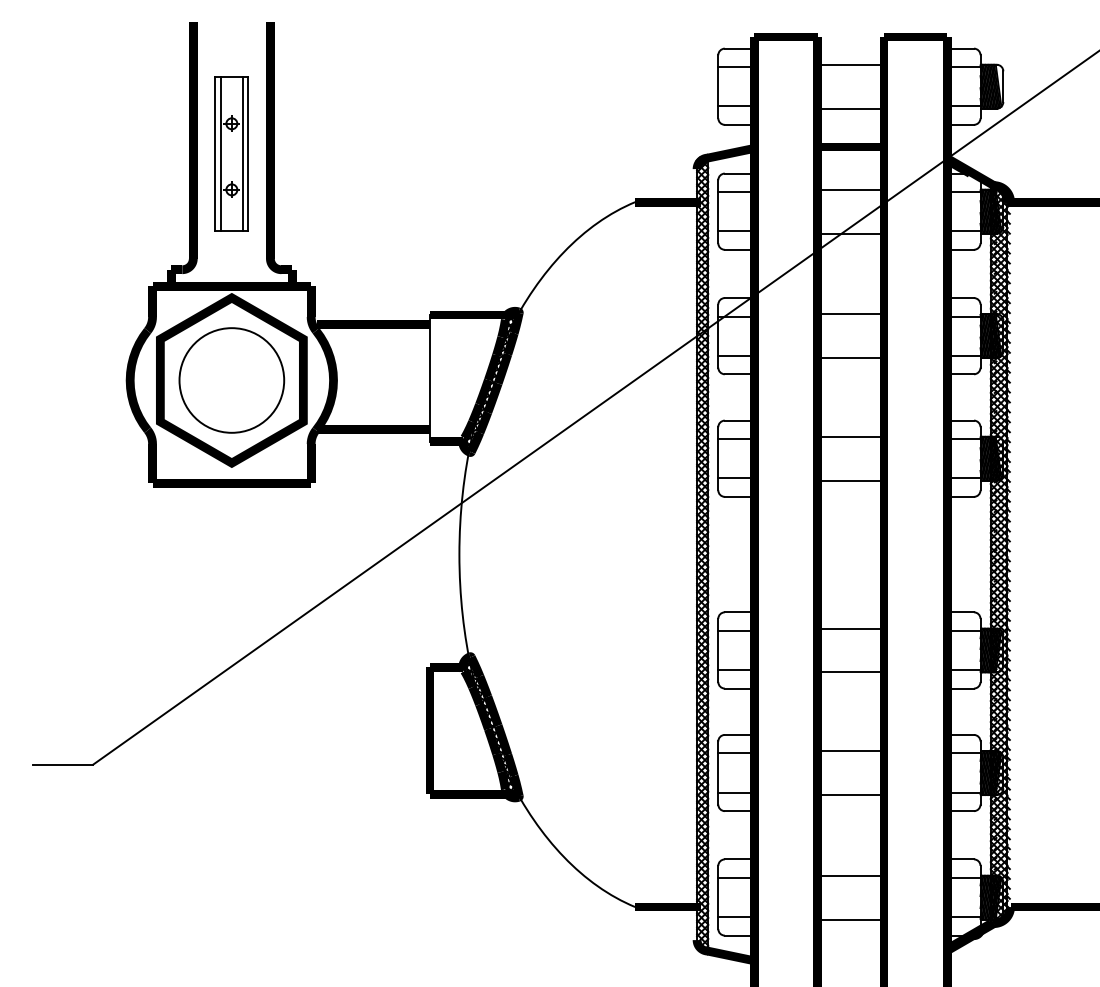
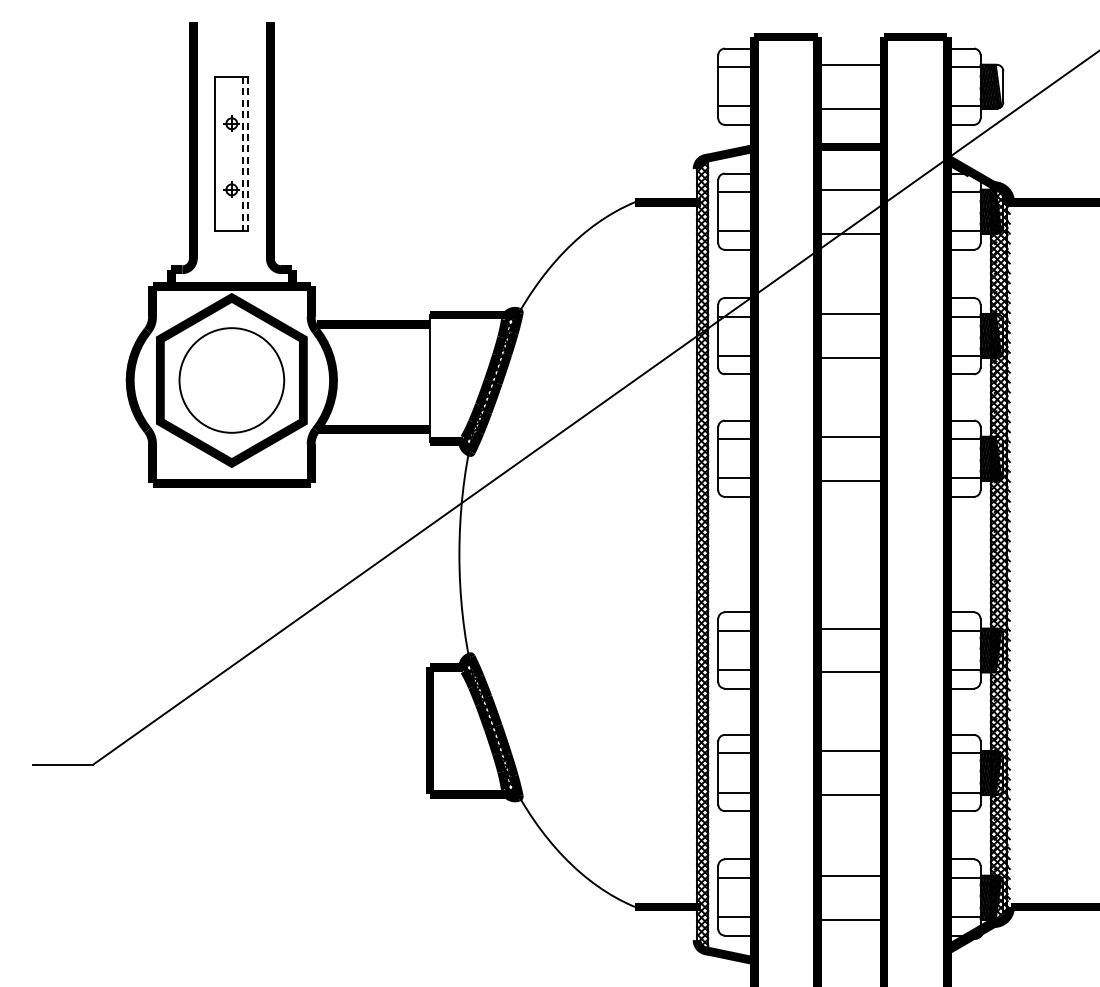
line: present -> none (220, 153)
line: solid -> dashed (242, 154)
line: solid -> dashed (248, 154)
